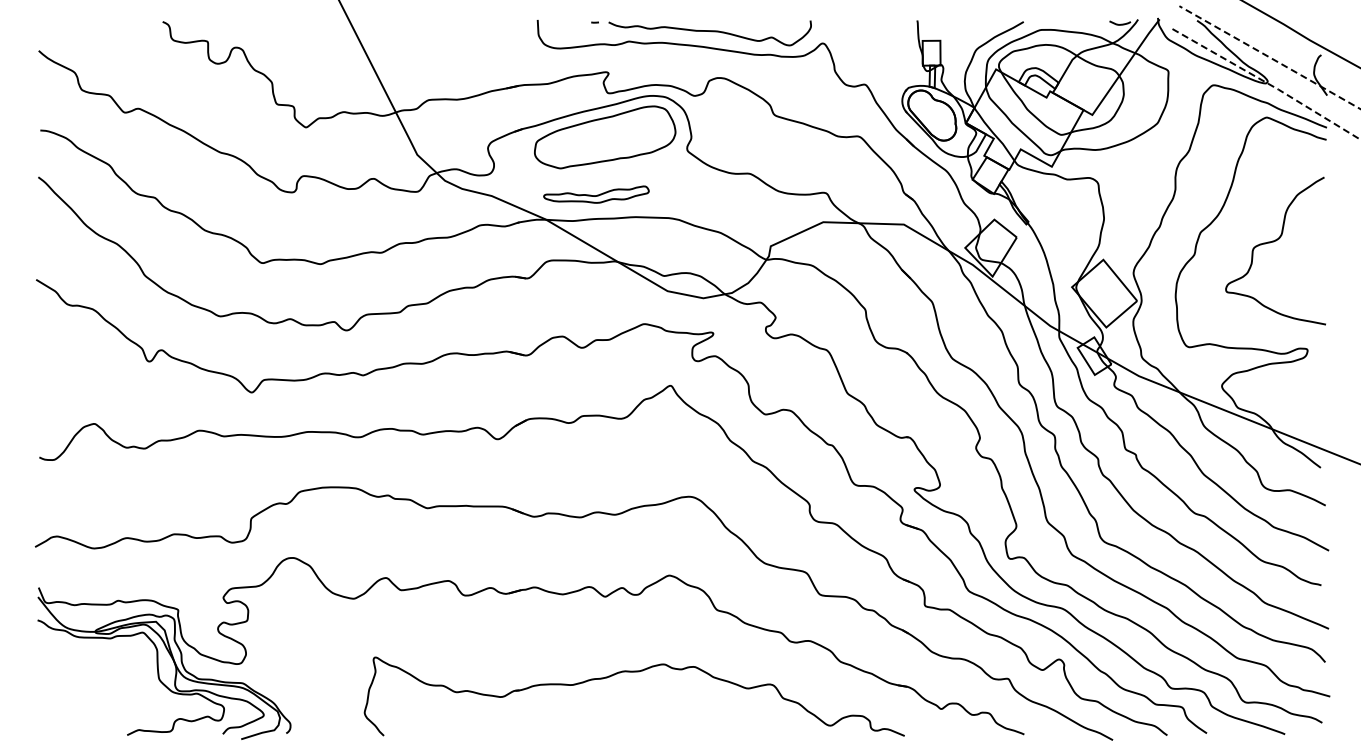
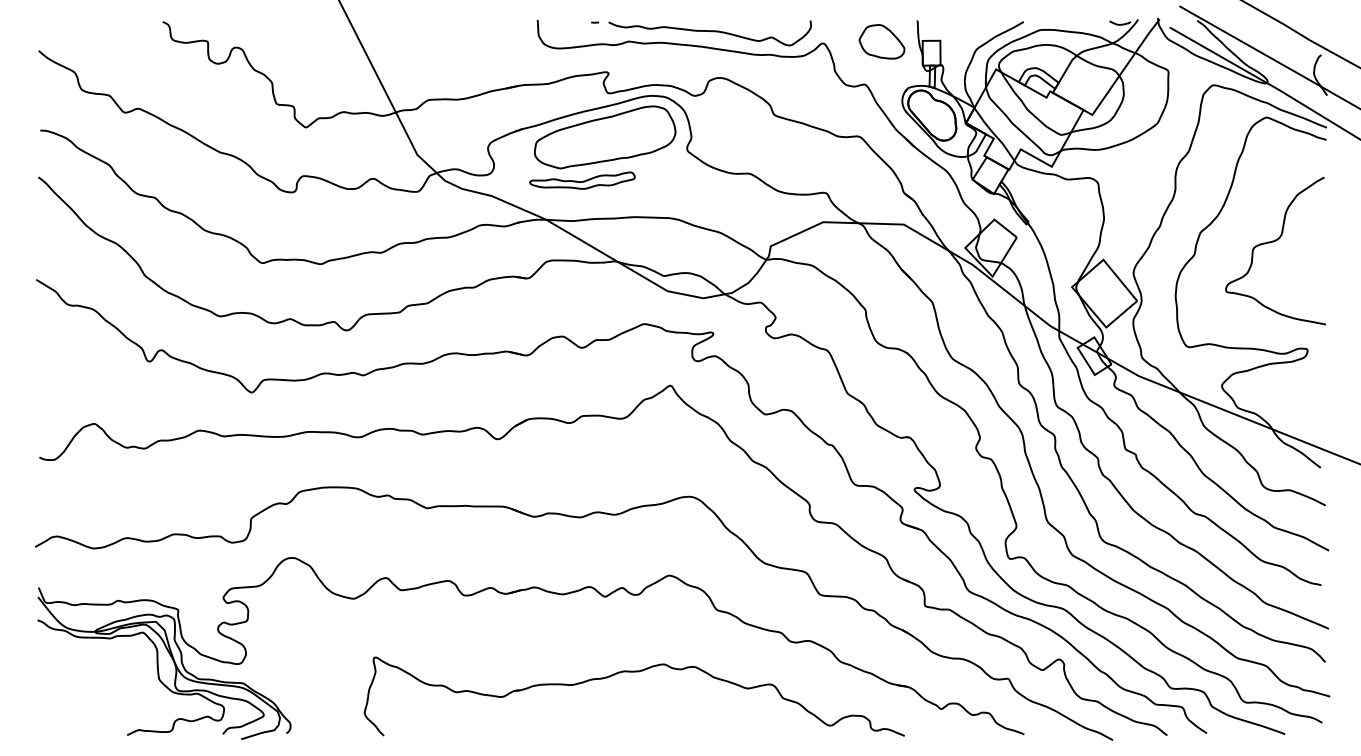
part: none -> present (881, 41)
line: dashed -> solid (1270, 57)
line: dashed -> solid (1265, 82)
part position: (596, 194) -> (582, 180) (582, 180)
